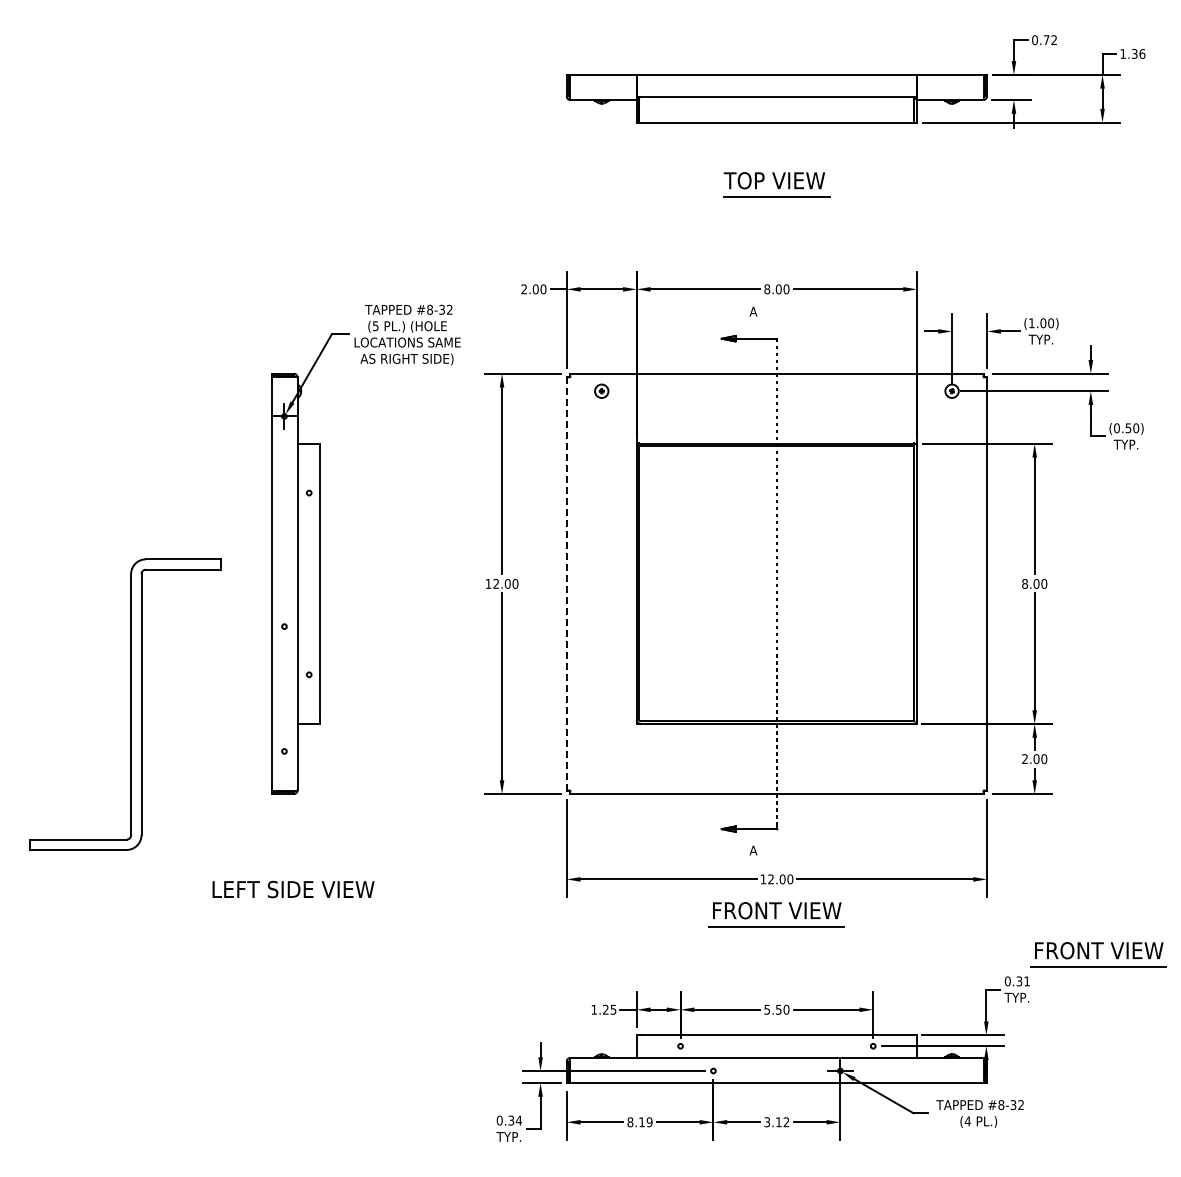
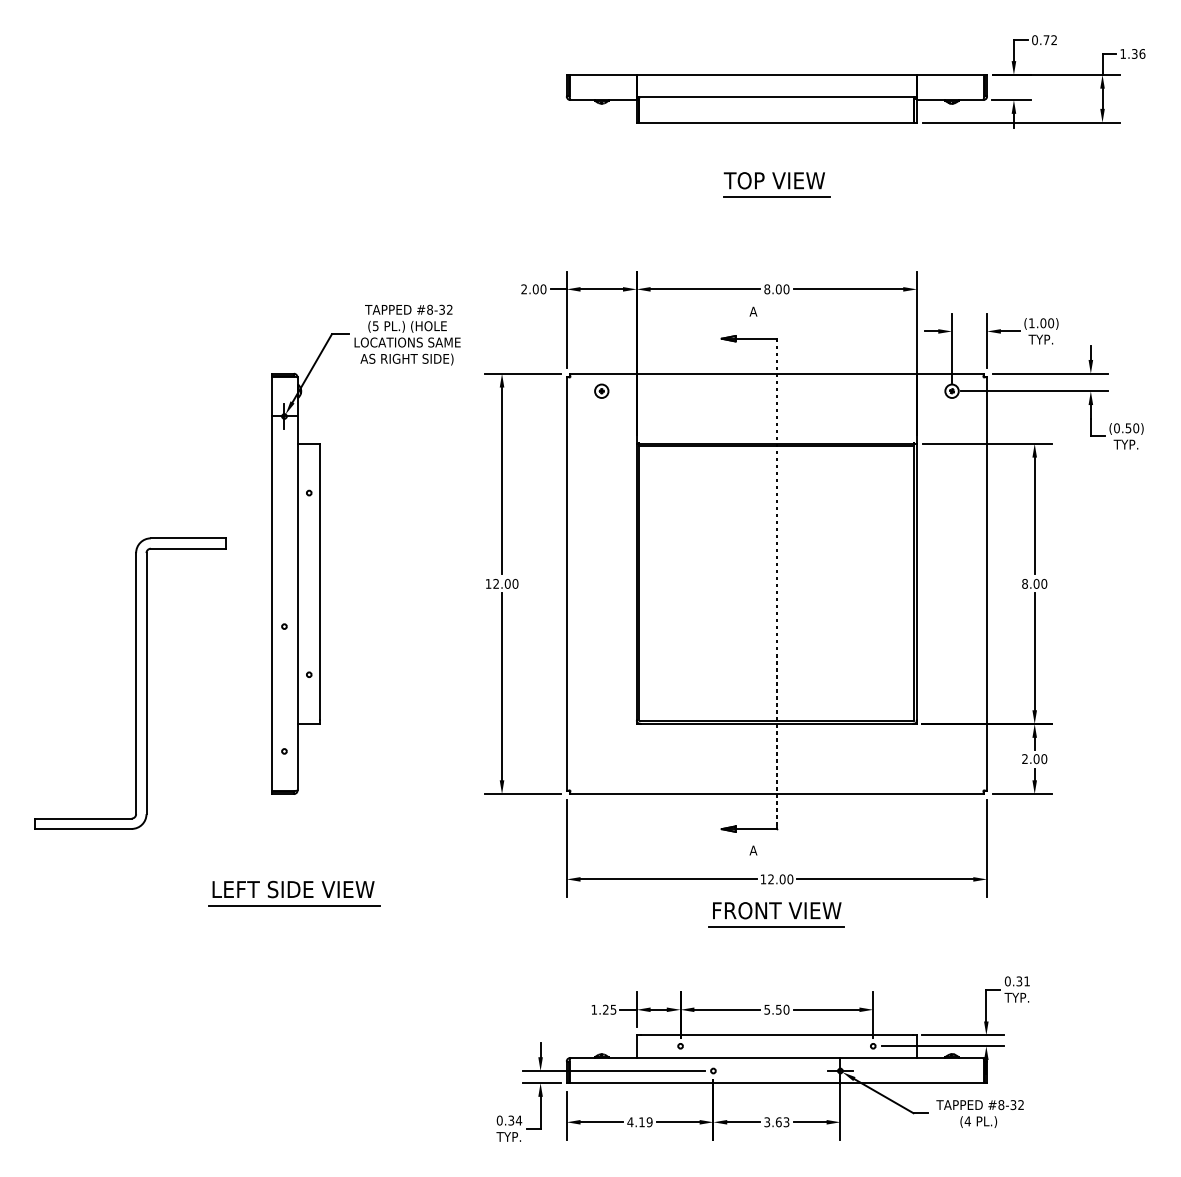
line: dashed -> solid (566, 583)
part position: (125, 704) -> (130, 683) (130, 683)
line: none -> present (293, 906)
part: present -> none (1098, 954)
text: 8.19 -> 4.19 (630, 1122)
text: 3.12 -> 3.63 (782, 1122)
